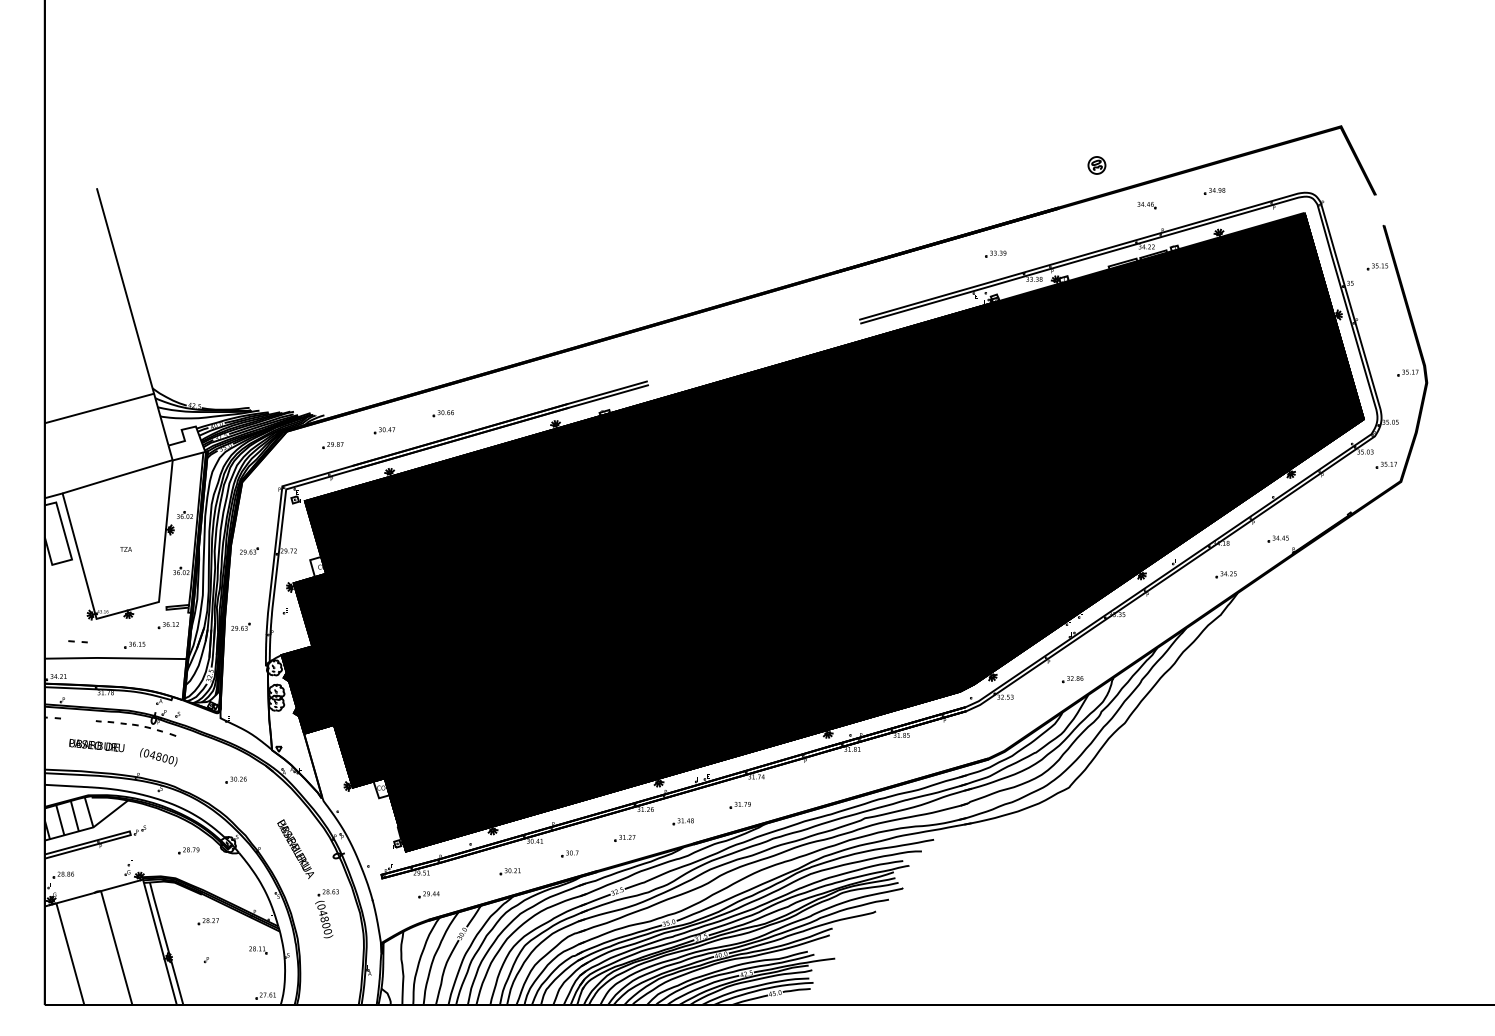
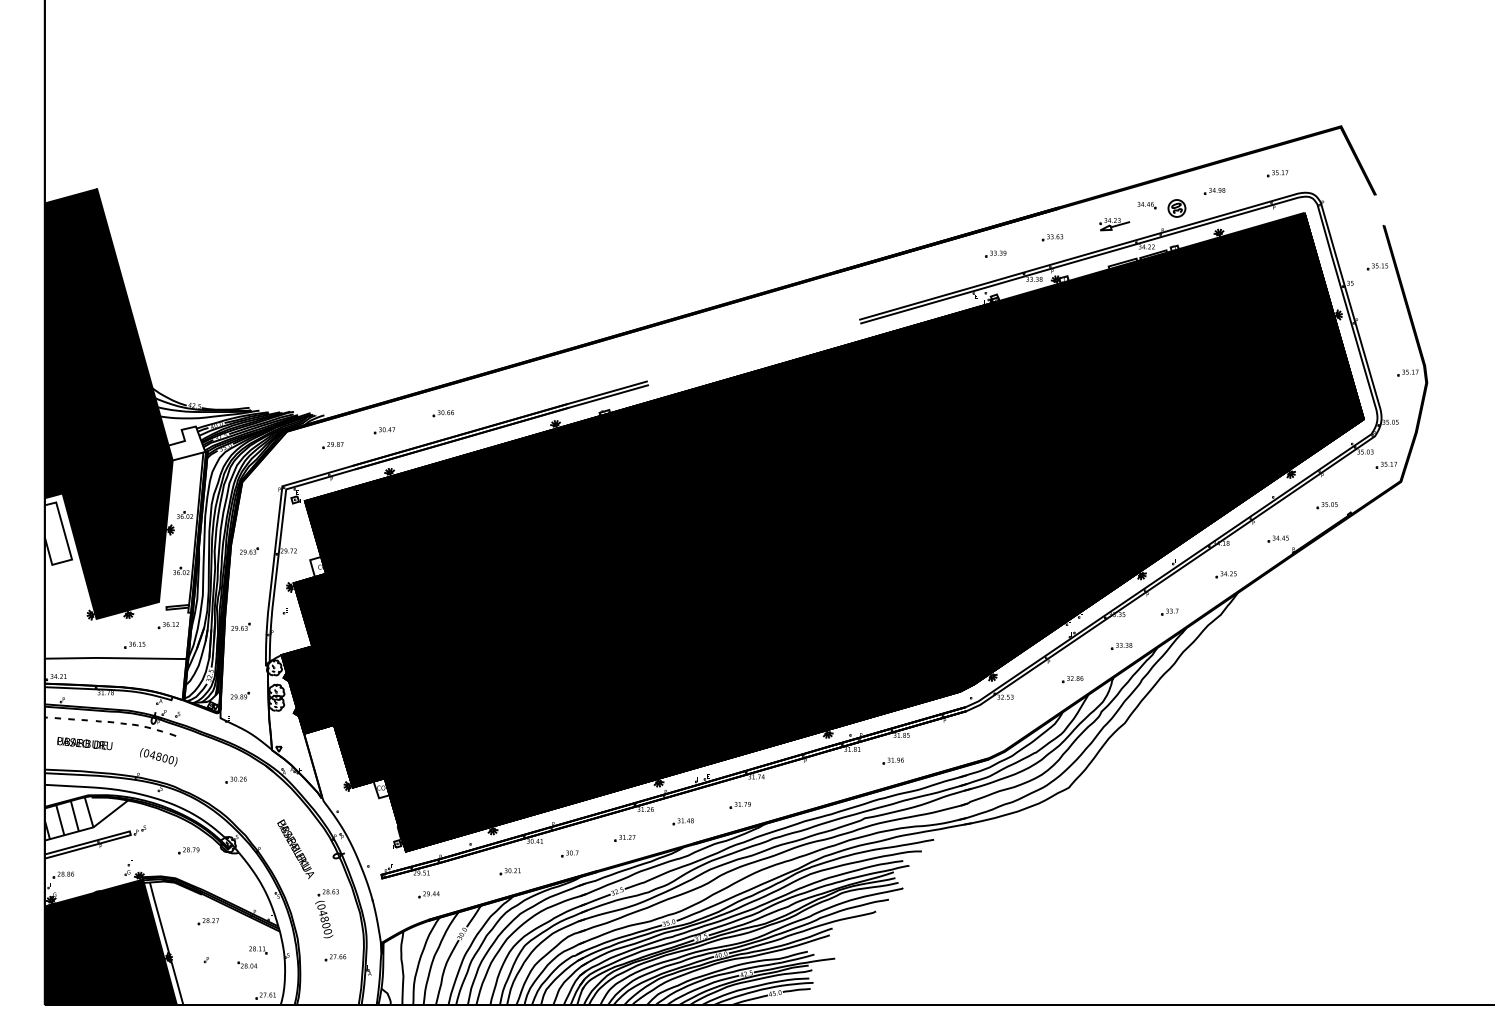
part position: (1096, 165) -> (1176, 208) (1176, 208)
part: none -> present (1277, 173)
part: none -> present (1114, 224)
part: none -> present (1052, 237)
fill: none -> present (108, 403)
part: none -> present (1326, 505)
part: none -> present (1169, 611)
part position: (77, 641) -> (77, 719) (77, 719)
part: none -> present (1121, 646)
part: none -> present (240, 695)
text position: (96, 745) -> (84, 743) (84, 743)
part: none -> present (892, 760)
fill: none -> present (110, 941)
part: none -> present (335, 957)
part: none -> present (246, 964)
